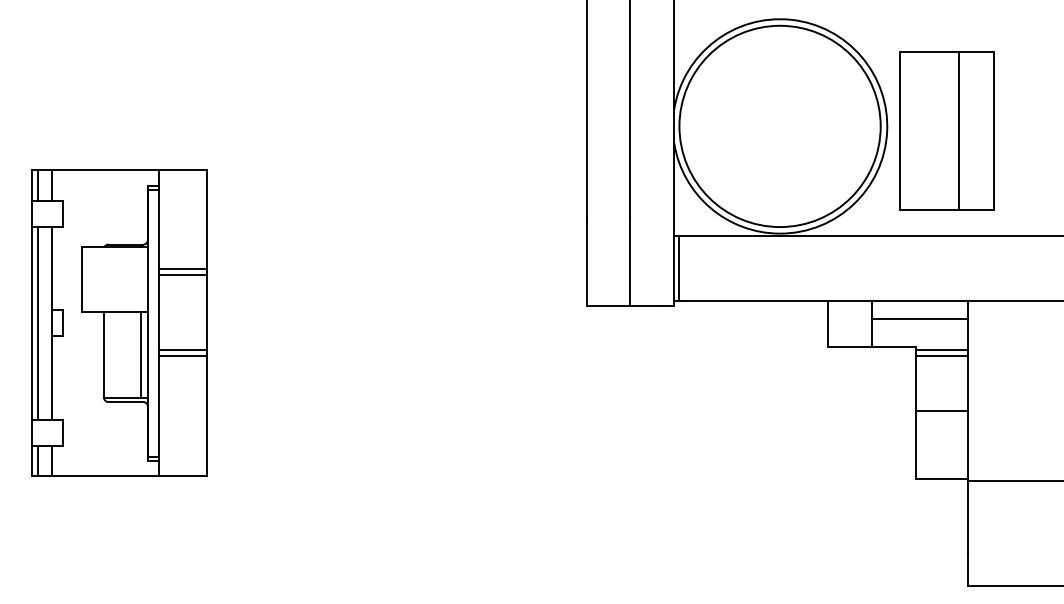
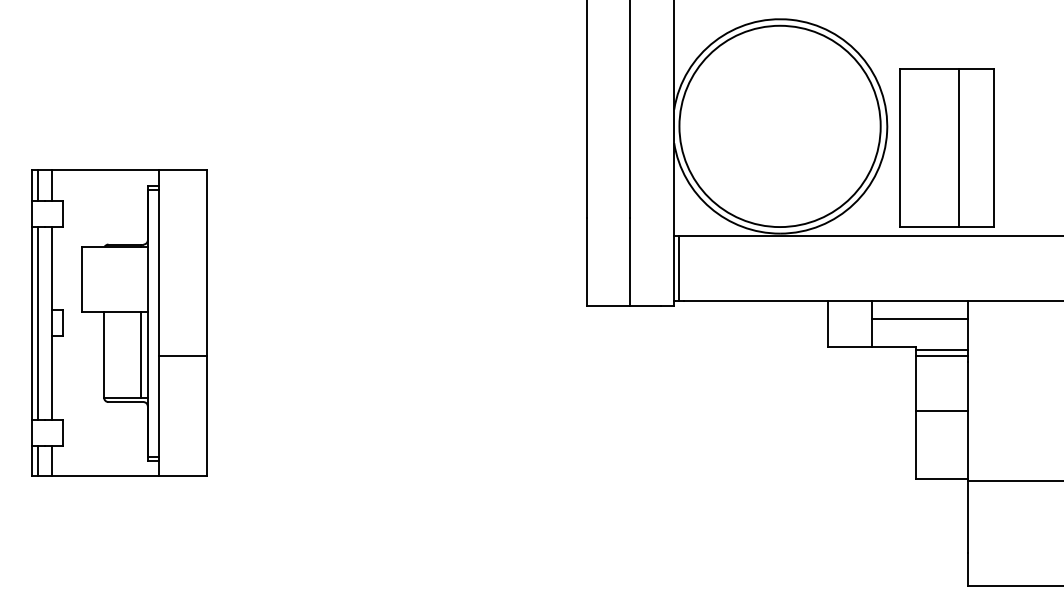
part position: (946, 130) -> (946, 147) (946, 147)
line: present -> none (182, 268)
line: present -> none (182, 275)
line: present -> none (182, 349)
